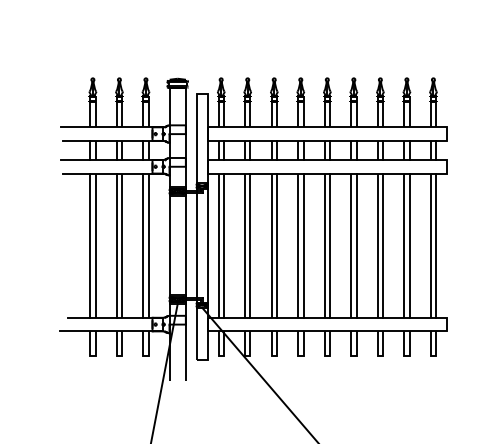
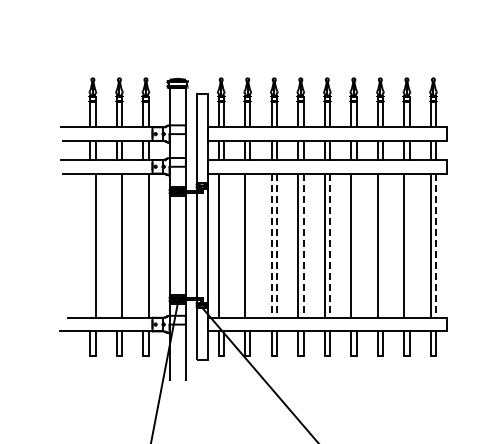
line: present -> none (90, 245)
line: present -> none (116, 245)
line: present -> none (143, 245)
line: present -> none (223, 245)
line: present -> none (250, 245)
line: present -> none (356, 245)
line: present -> none (383, 245)
line: present -> none (409, 245)
line: solid -> dashed (271, 246)
line: solid -> dashed (277, 246)
line: solid -> dashed (303, 246)
line: solid -> dashed (330, 246)
line: solid -> dashed (436, 246)
